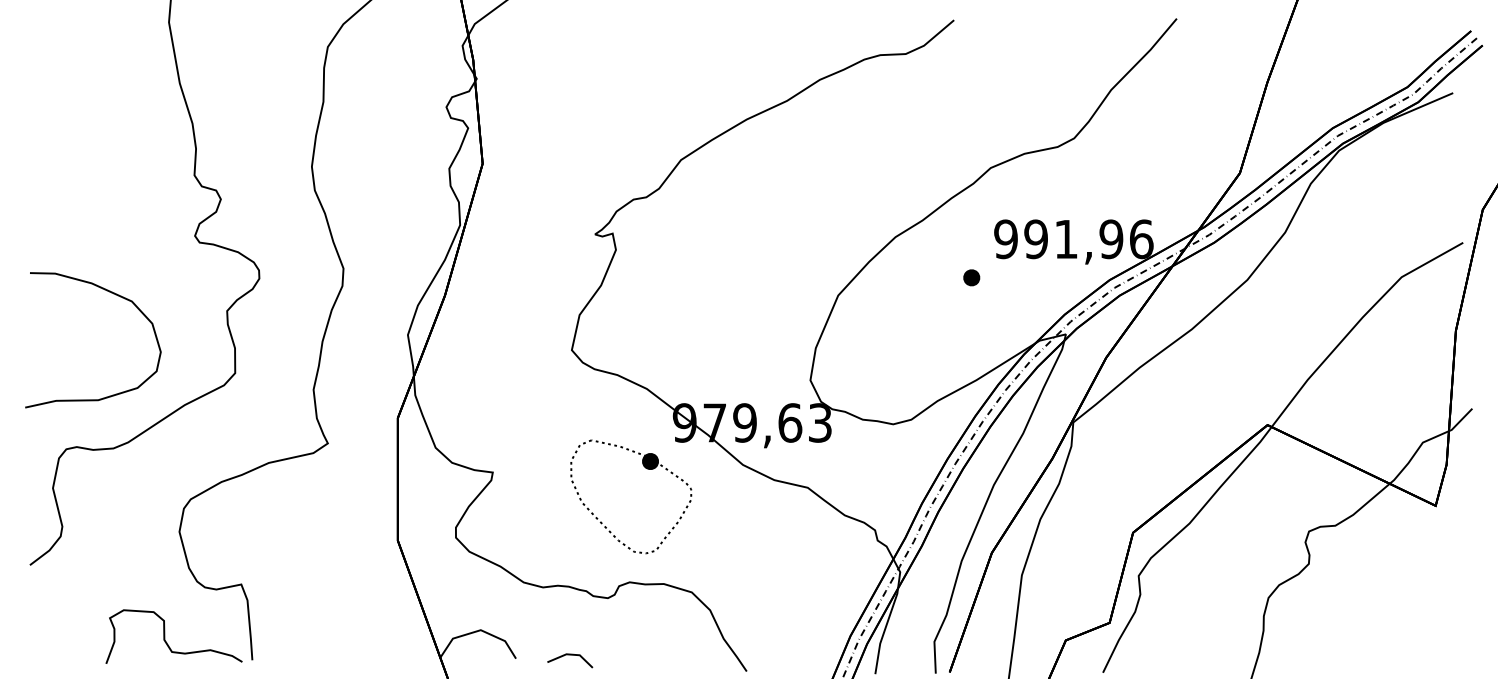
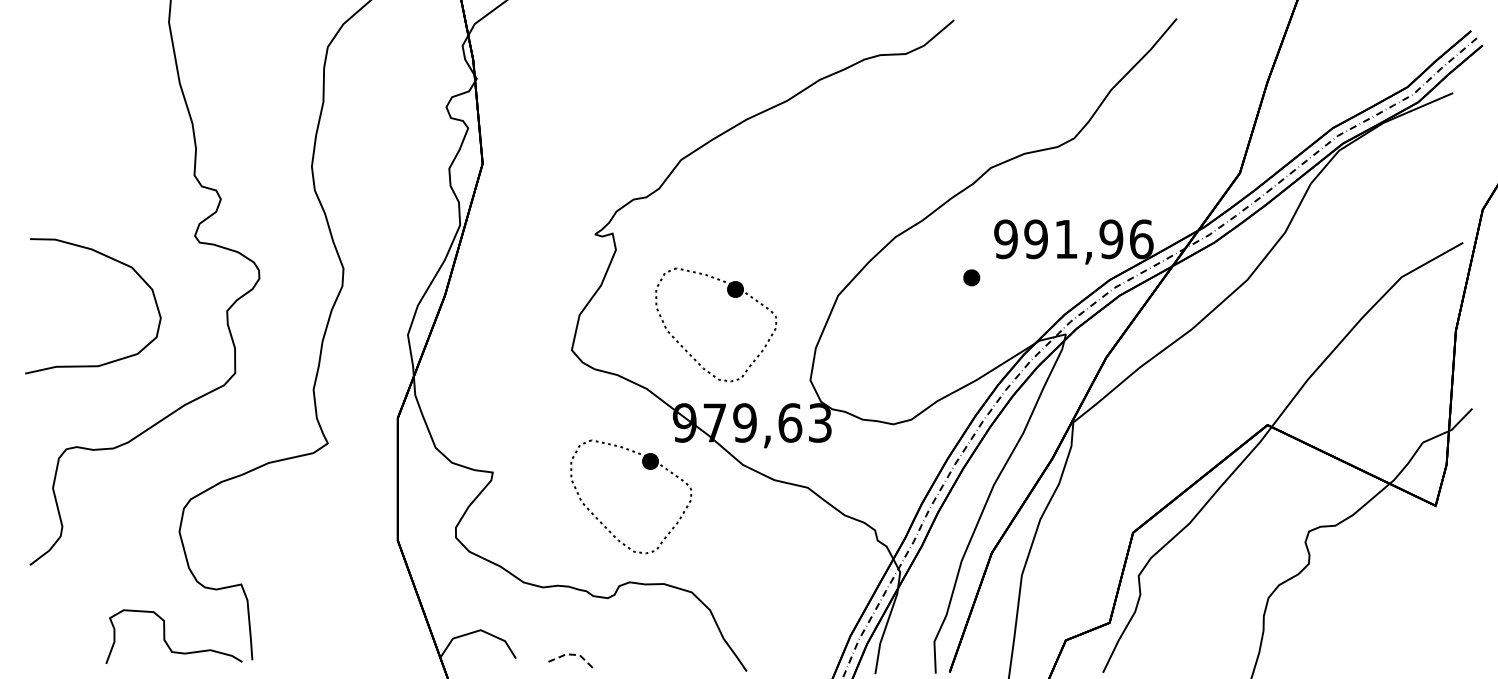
curve position: (115, 295) -> (115, 261) (115, 261)
part: none -> present (730, 296)
line: solid -> dashed (572, 654)
